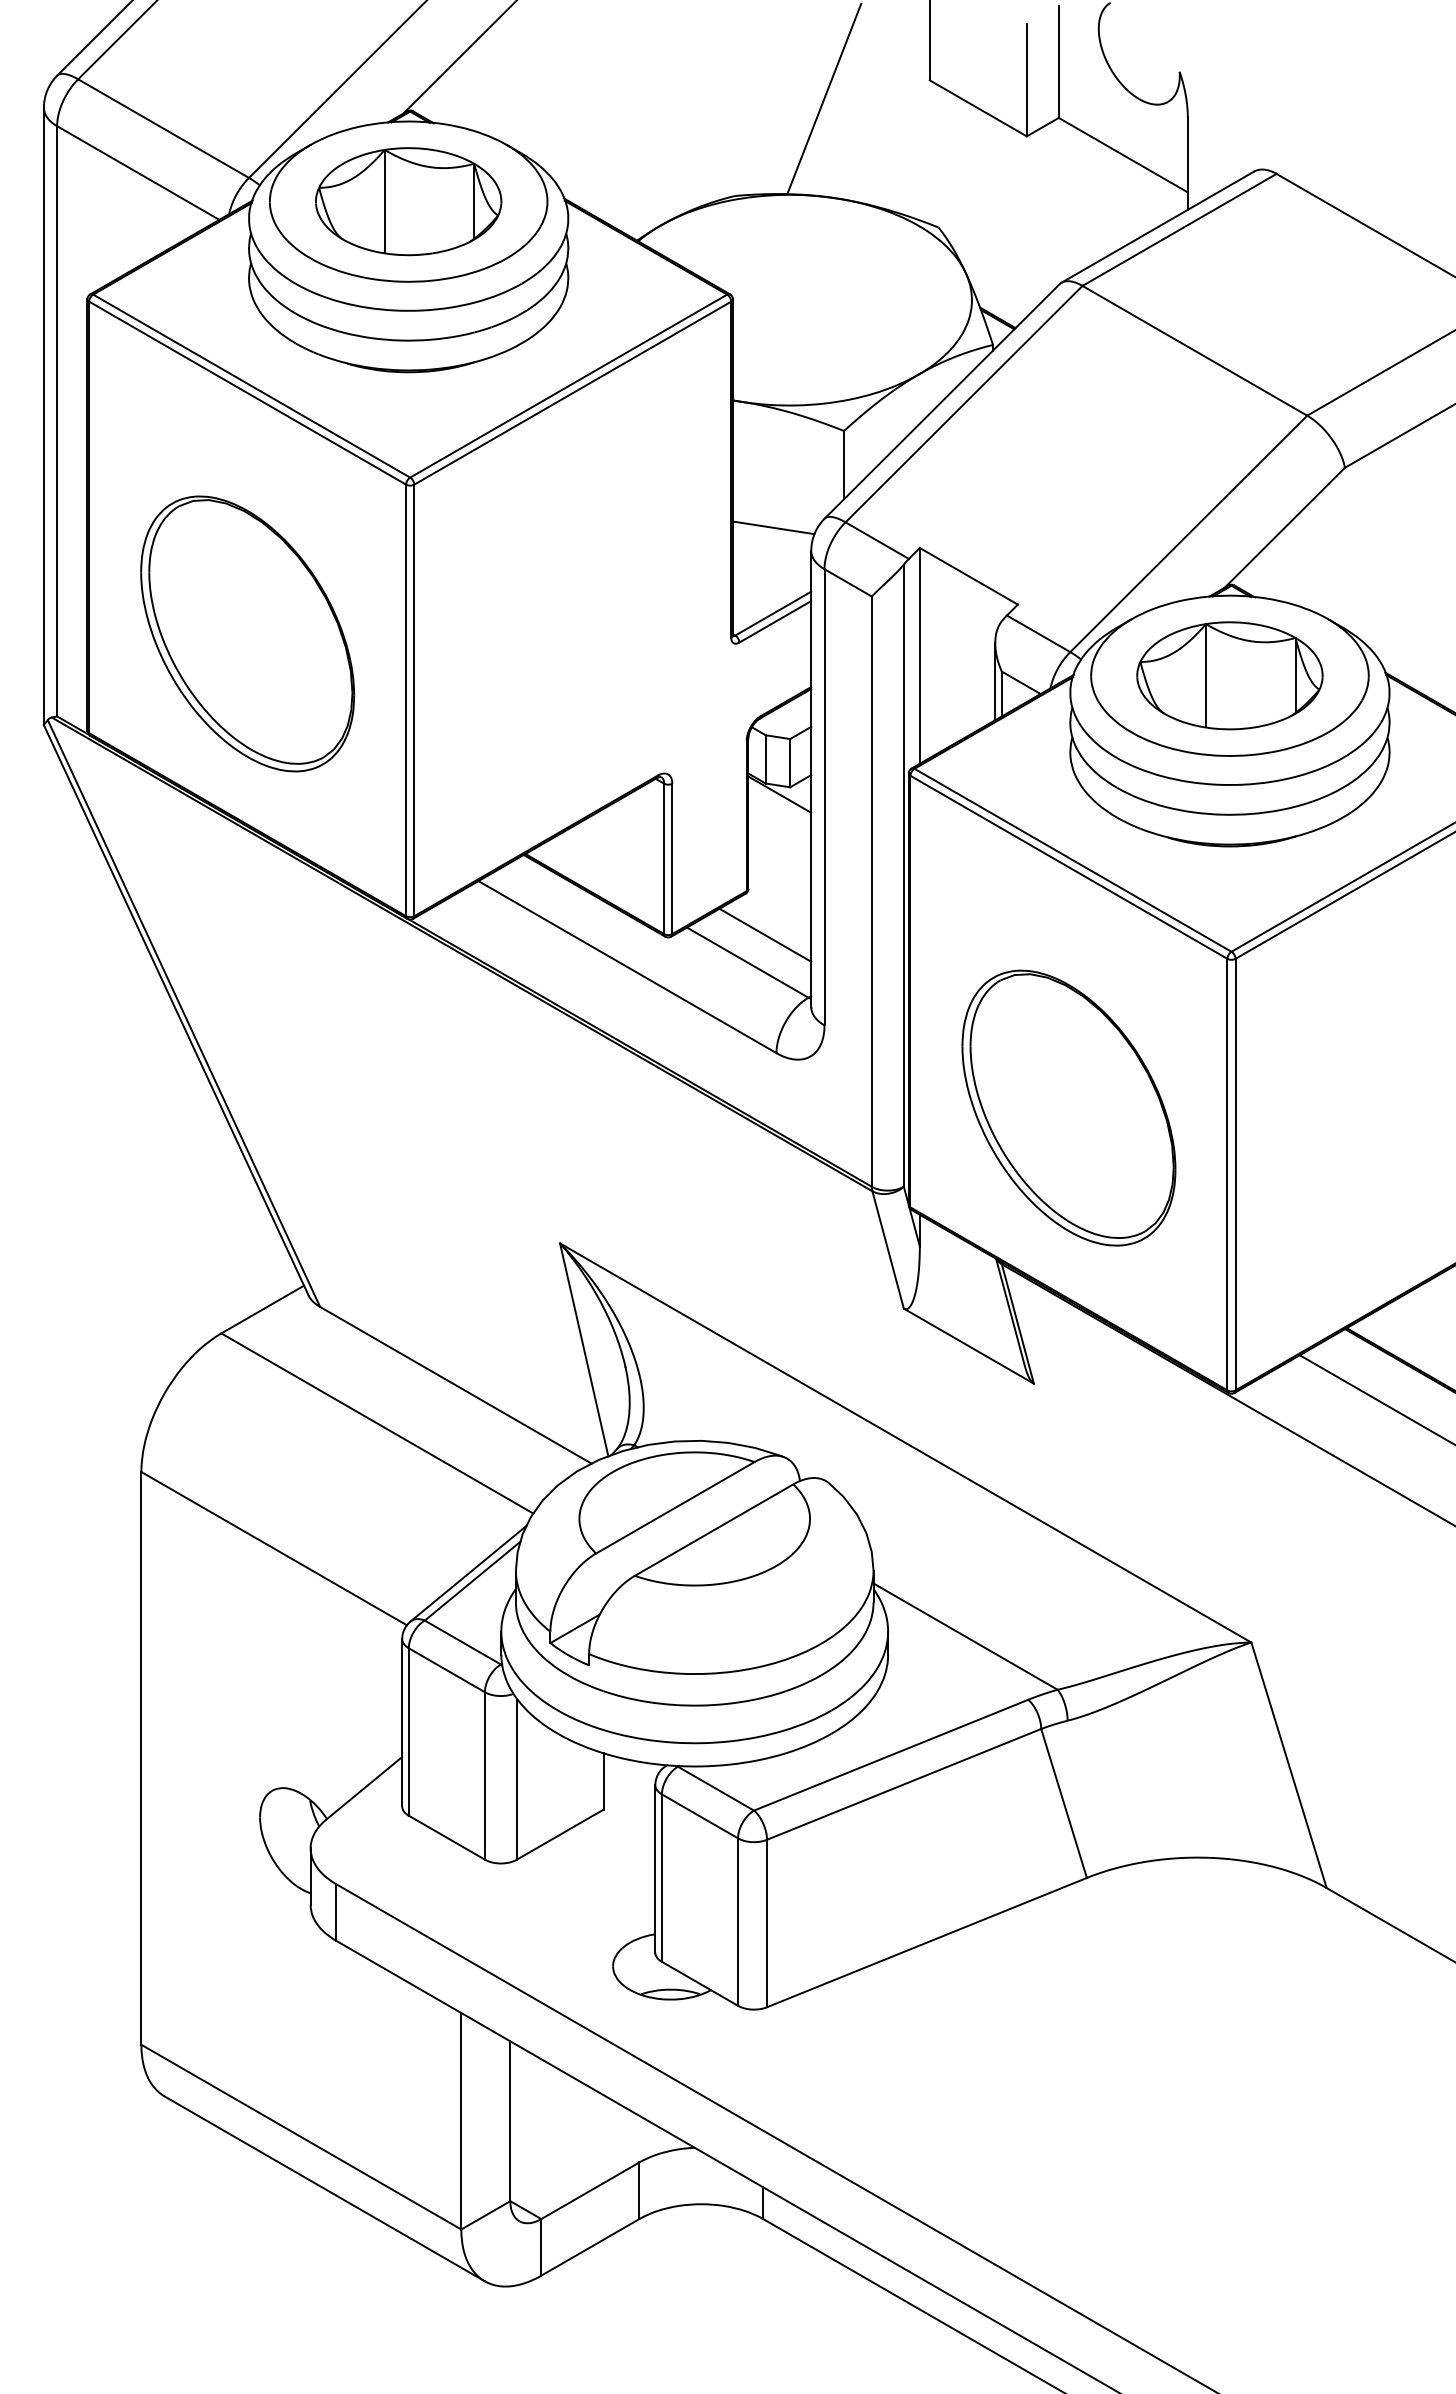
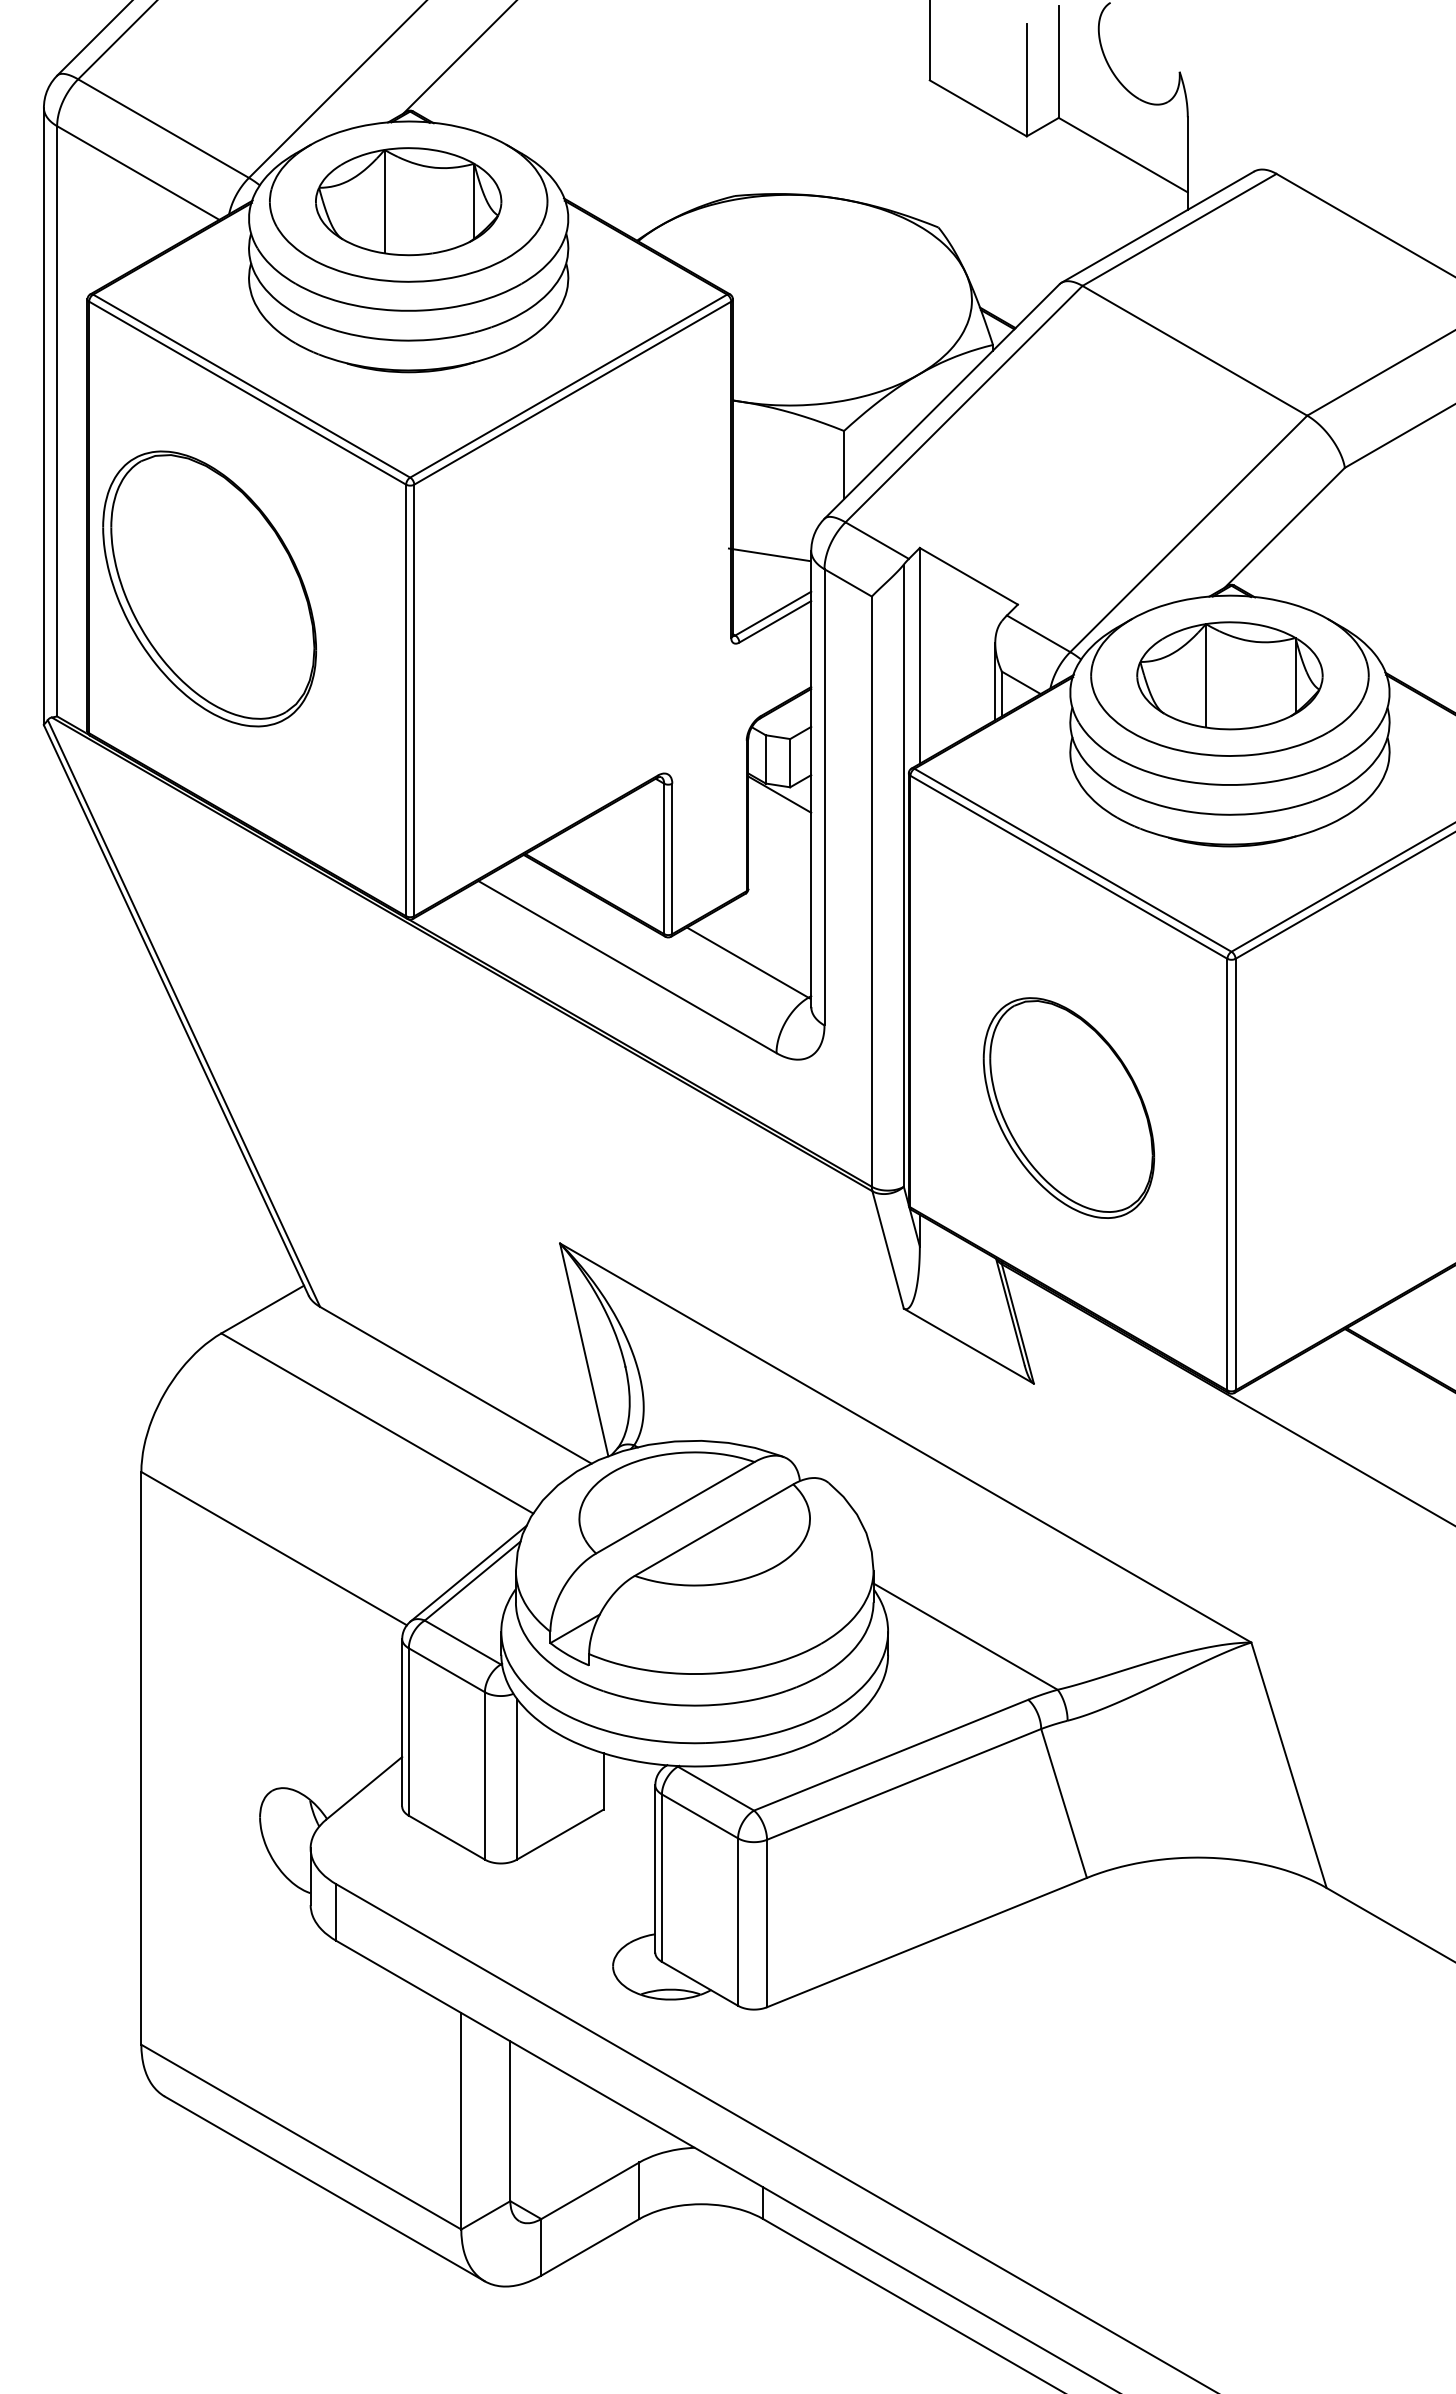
line: present -> none (824, 98)
line position: (773, 527) -> (769, 554) (769, 554)
part position: (247, 633) -> (209, 588) (209, 588)
line: present -> none (765, 934)
part size: 216x278 px -> 174x222 px (1068, 1107)
line: present -> none (1375, 1399)
